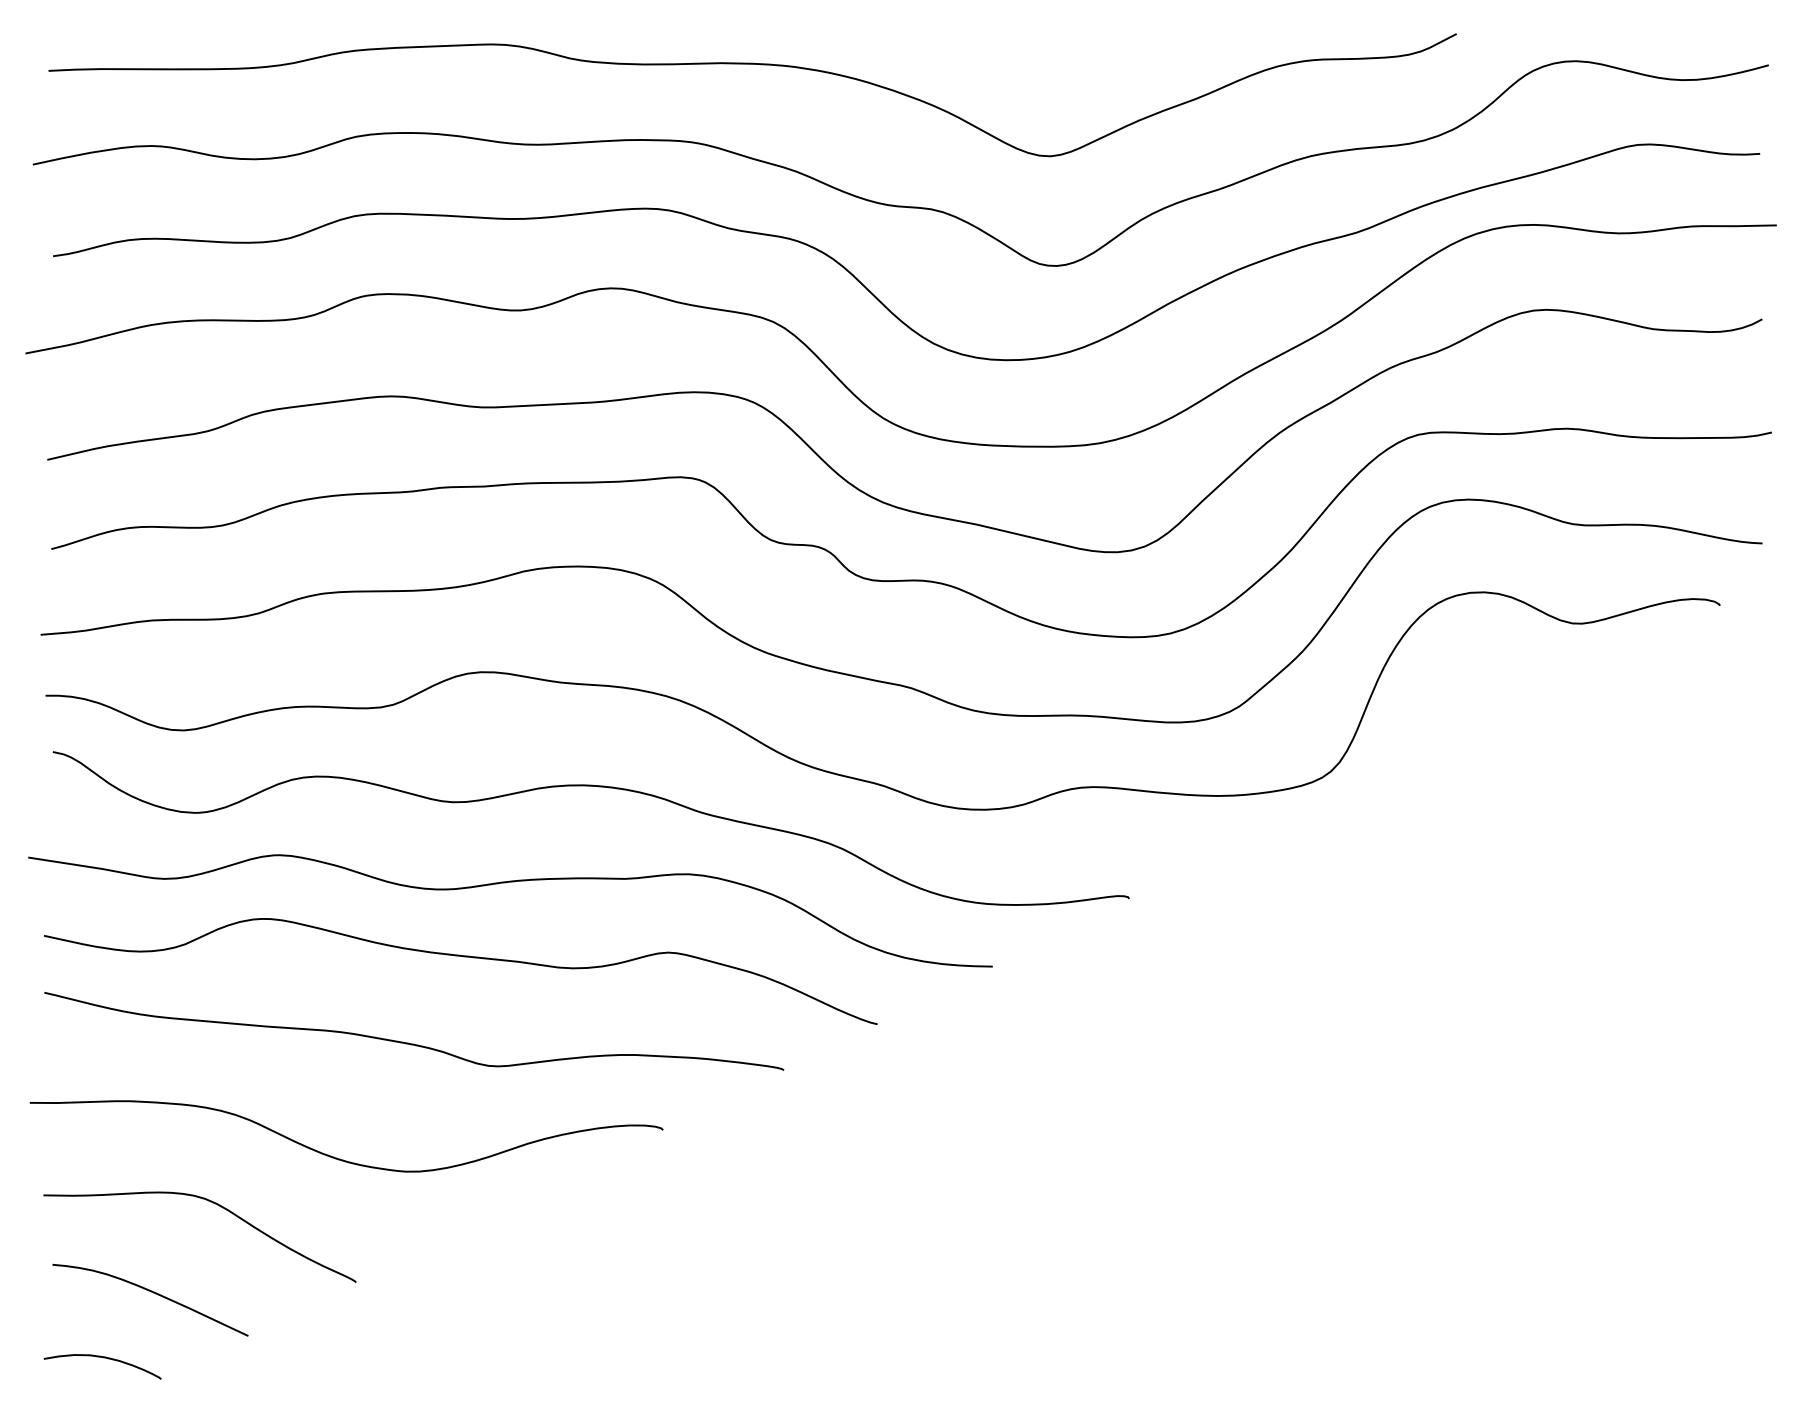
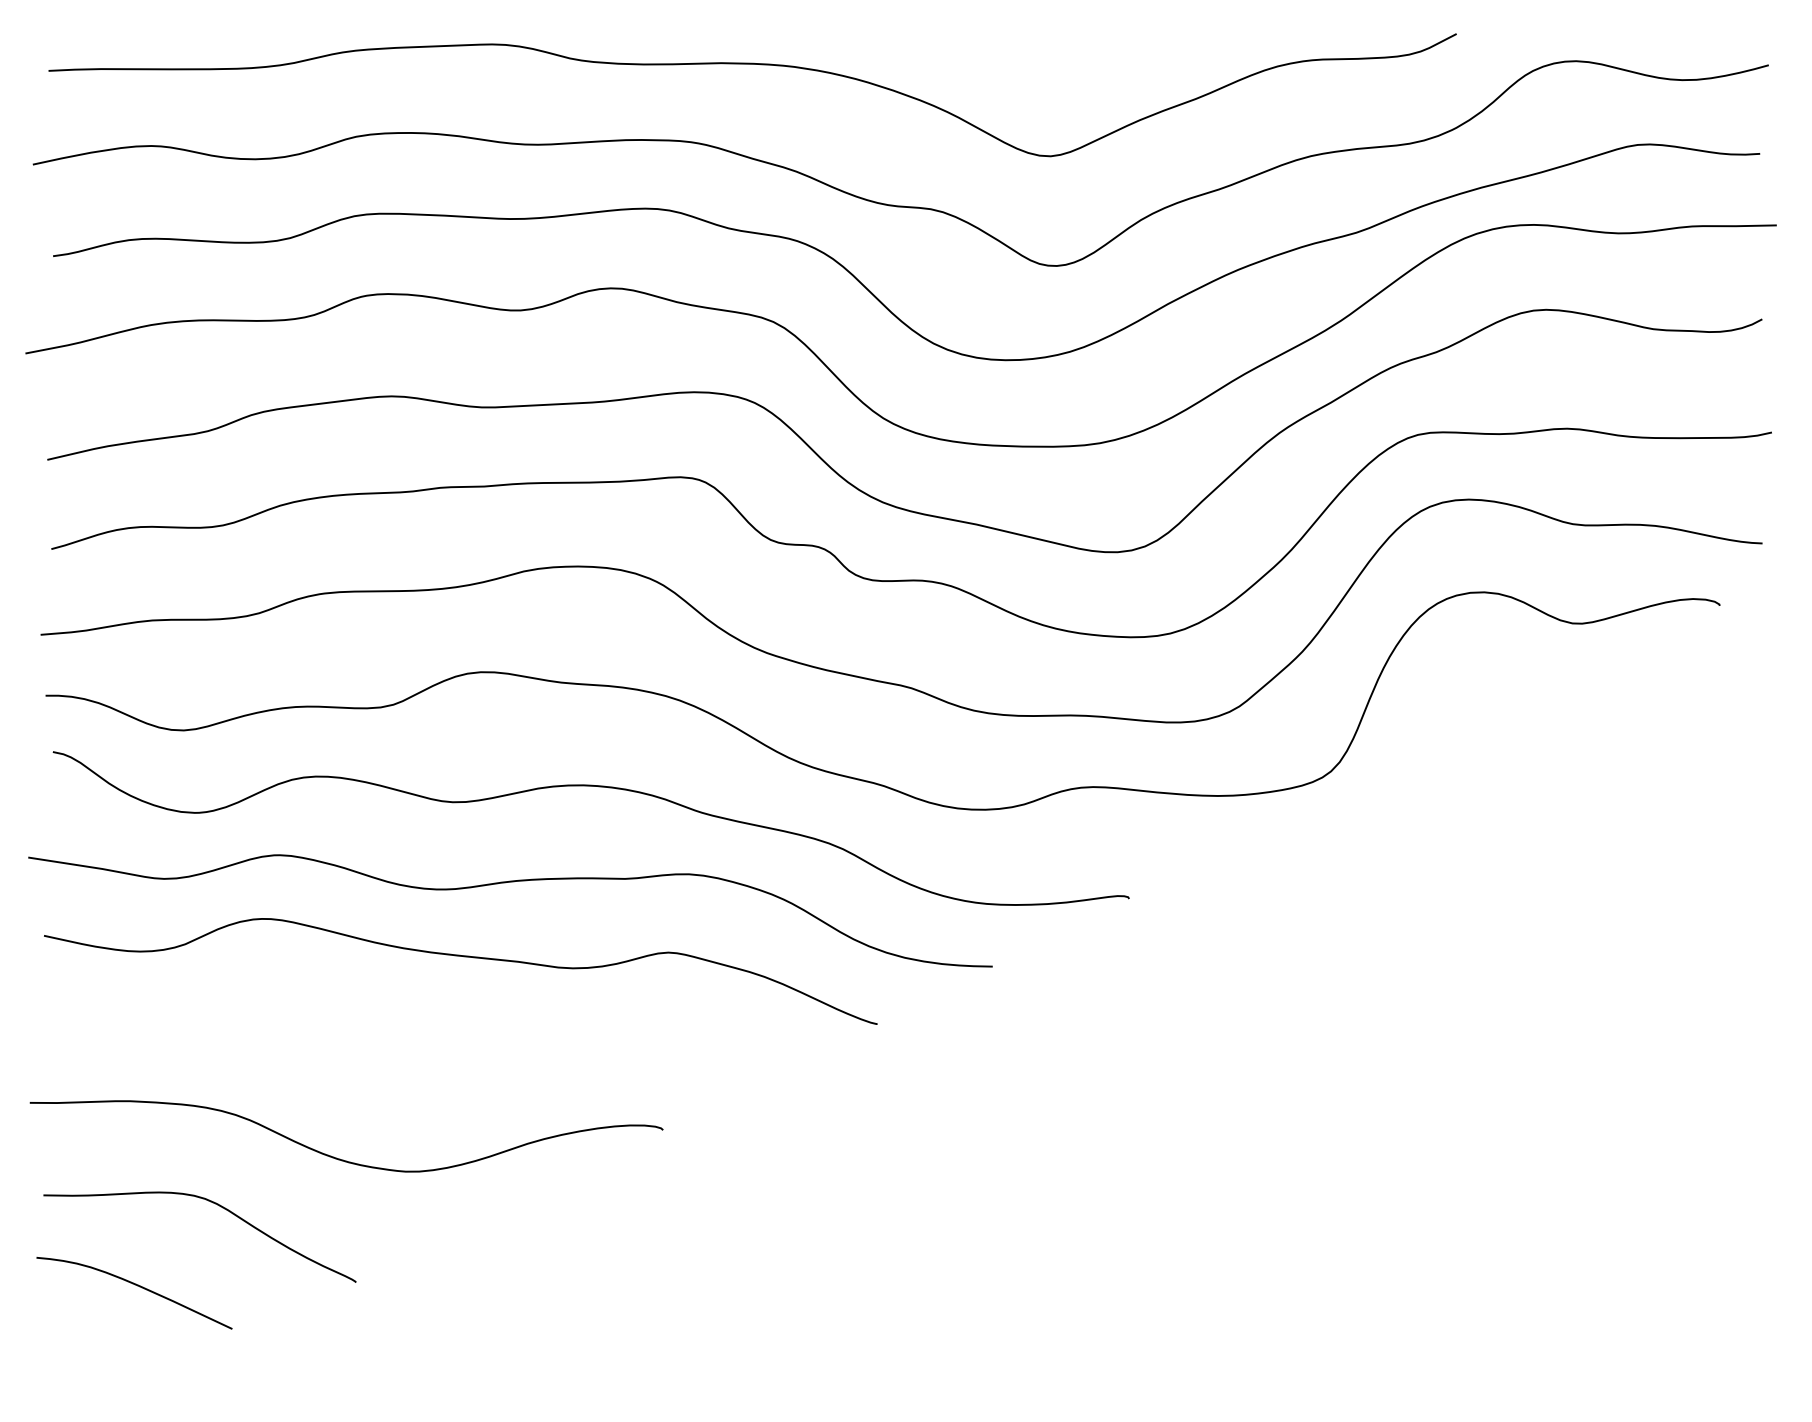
curve: present -> none (413, 1043)
curve position: (153, 1293) -> (137, 1286) (137, 1286)
curve: present -> none (103, 1358)
